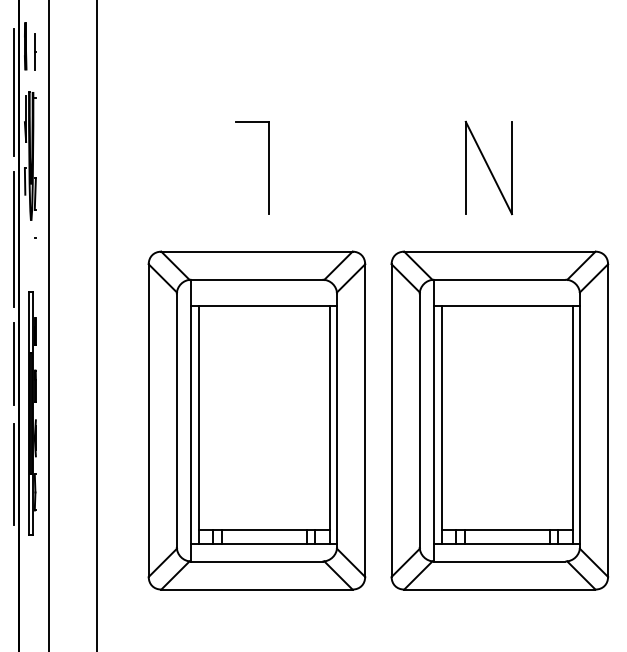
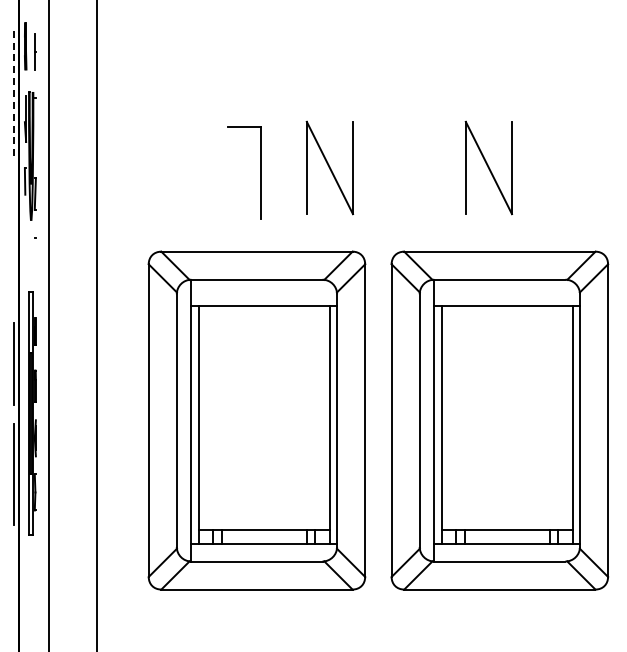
line: solid -> dashed (14, 92)
part position: (268, 167) -> (260, 172) (260, 172)
part: none -> present (329, 167)
line: present -> none (14, 239)
